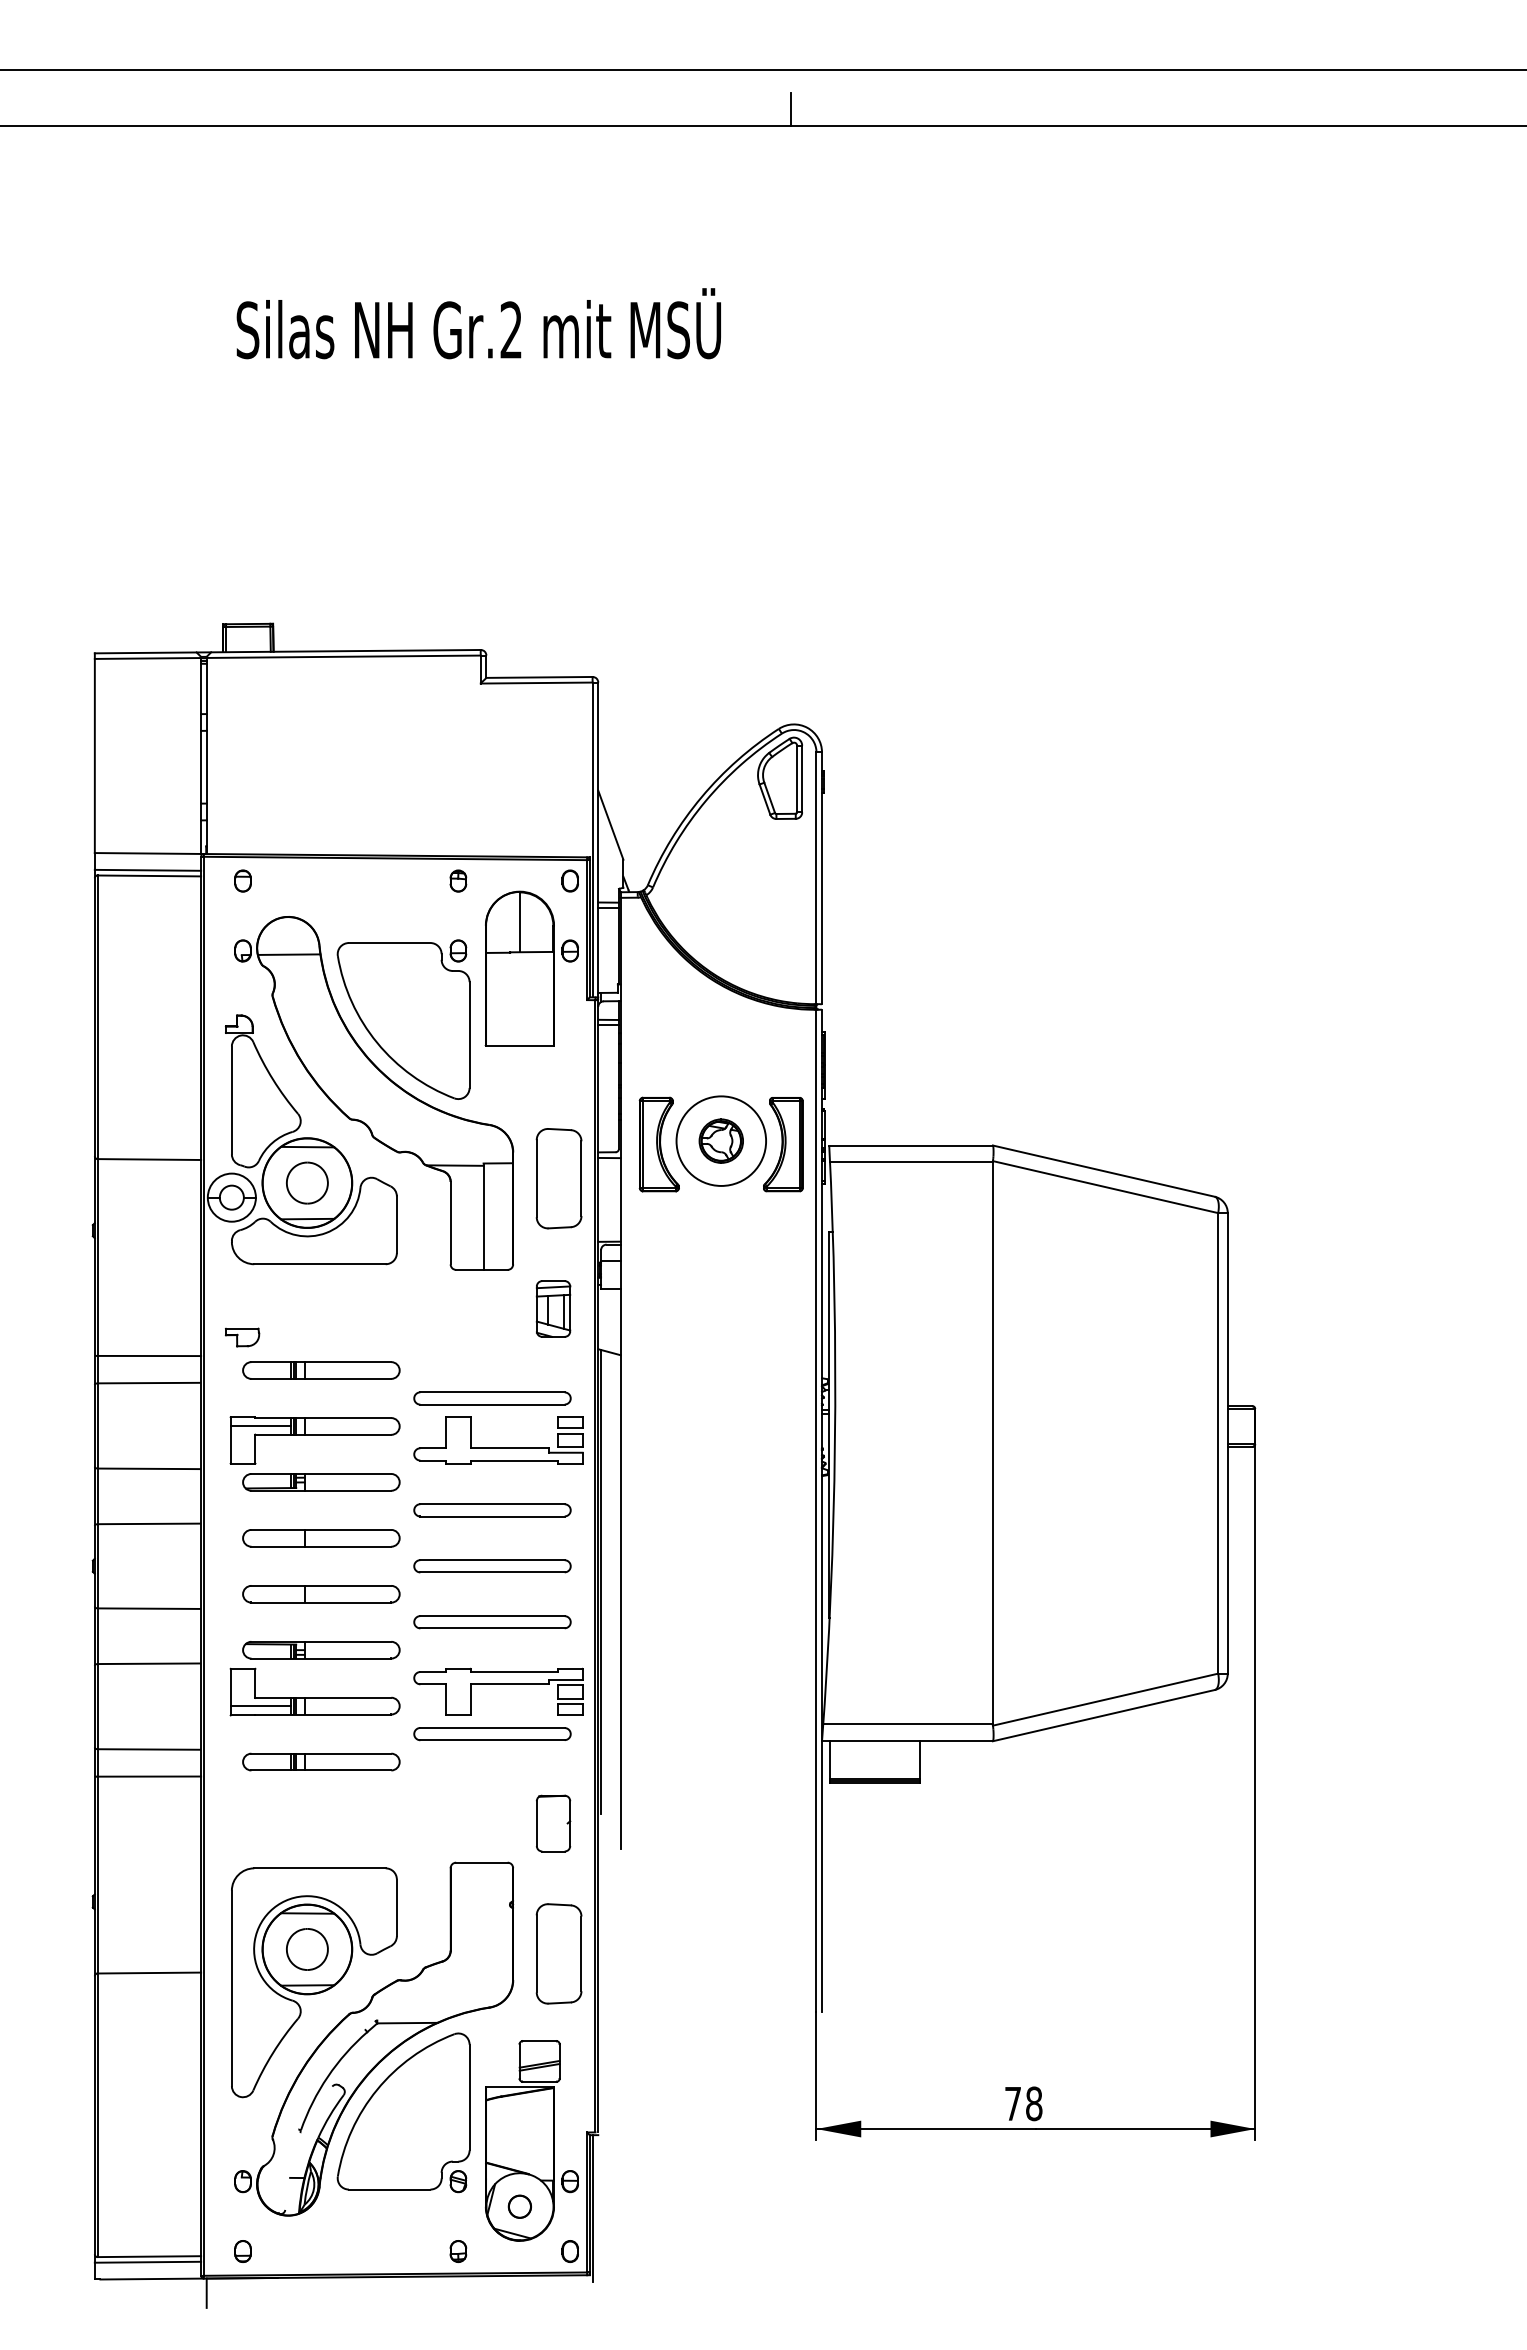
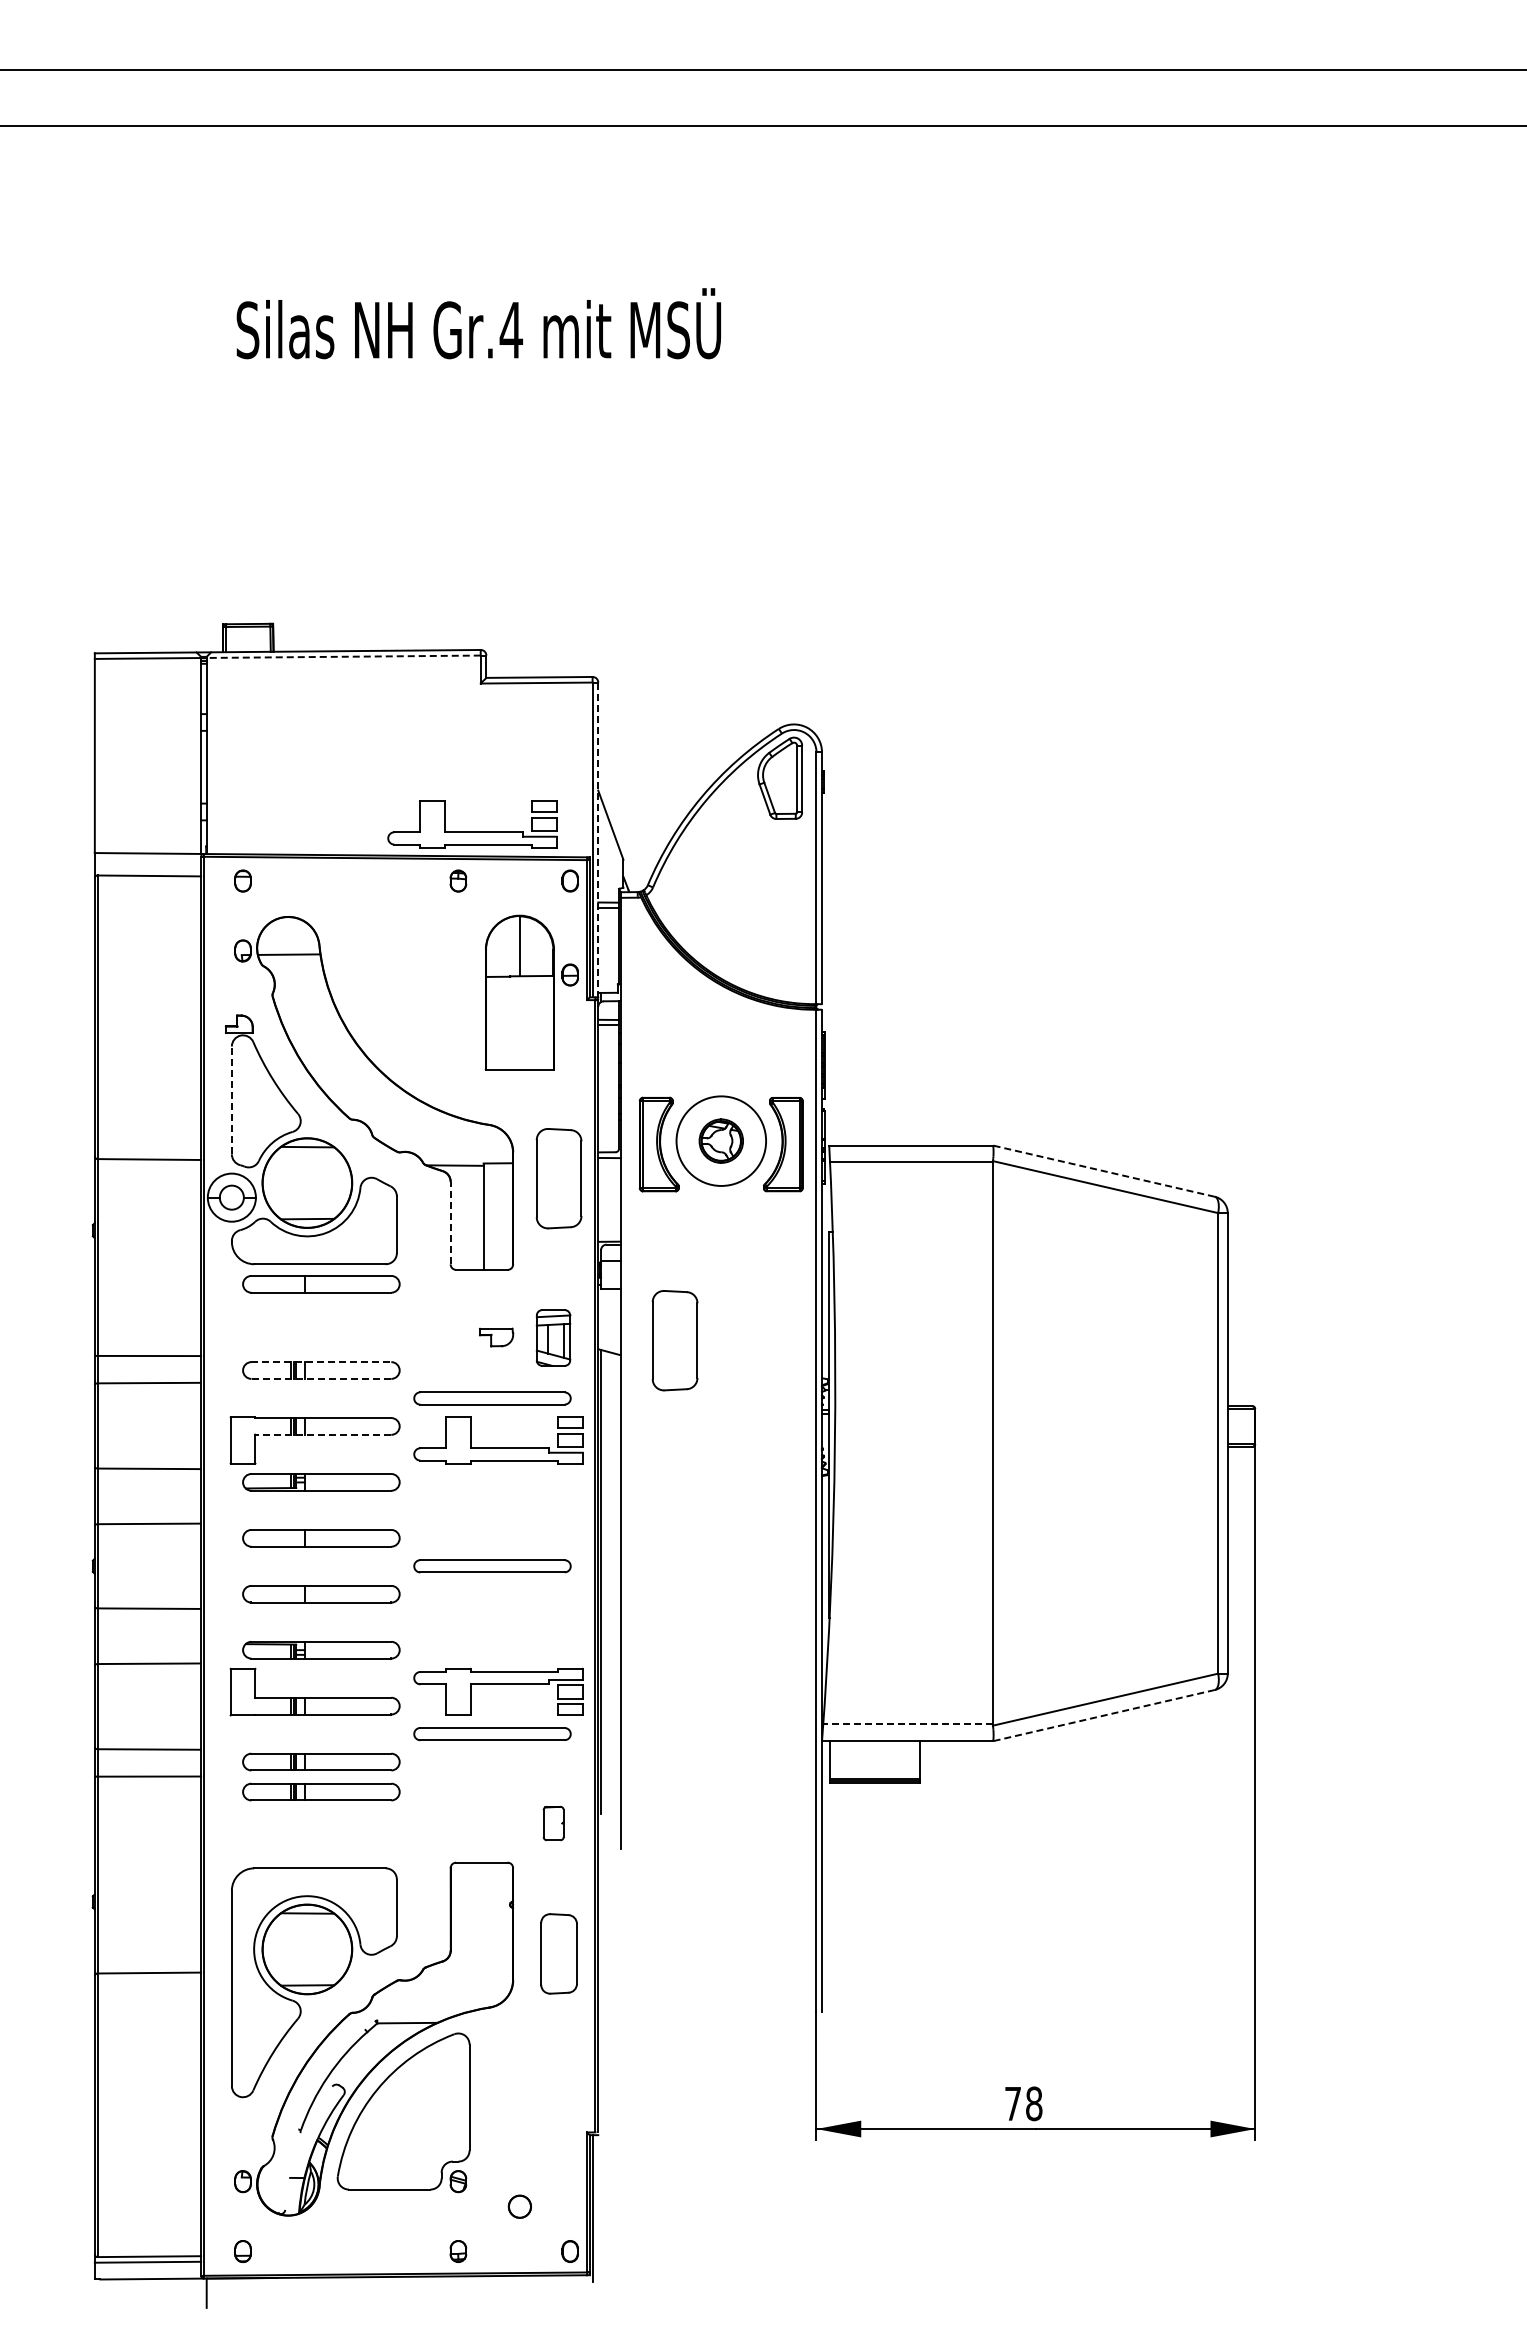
line: present -> none (790, 109)
text: Gr.2 -> Gr.4 (511, 329)
line: solid -> dashed (343, 656)
part: none -> present (472, 831)
line: solid -> dashed (598, 841)
line: present -> none (147, 869)
part position: (531, 968) -> (531, 992) (531, 992)
part: present -> none (403, 1019)
line: solid -> dashed (231, 1100)
line: solid -> dashed (1103, 1171)
part: present -> none (307, 1182)
line: solid -> dashed (450, 1222)
part: none -> present (321, 1284)
part position: (553, 1308) -> (553, 1337) (553, 1337)
part position: (242, 1337) -> (496, 1337) (496, 1337)
part: none -> present (674, 1340)
line: solid -> dashed (321, 1362)
line: solid -> dashed (321, 1378)
line: present -> none (260, 1426)
line: solid -> dashed (323, 1434)
part: present -> none (492, 1510)
part: present -> none (492, 1622)
line: present -> none (260, 1706)
line: solid -> dashed (1103, 1715)
line: solid -> dashed (908, 1724)
part: none -> present (321, 1791)
part size: 36x59 px -> 23x37 px (553, 1823)
part: present -> none (307, 1949)
part size: 48x102 px -> 38x82 px (558, 1953)
part: present -> none (531, 2140)
